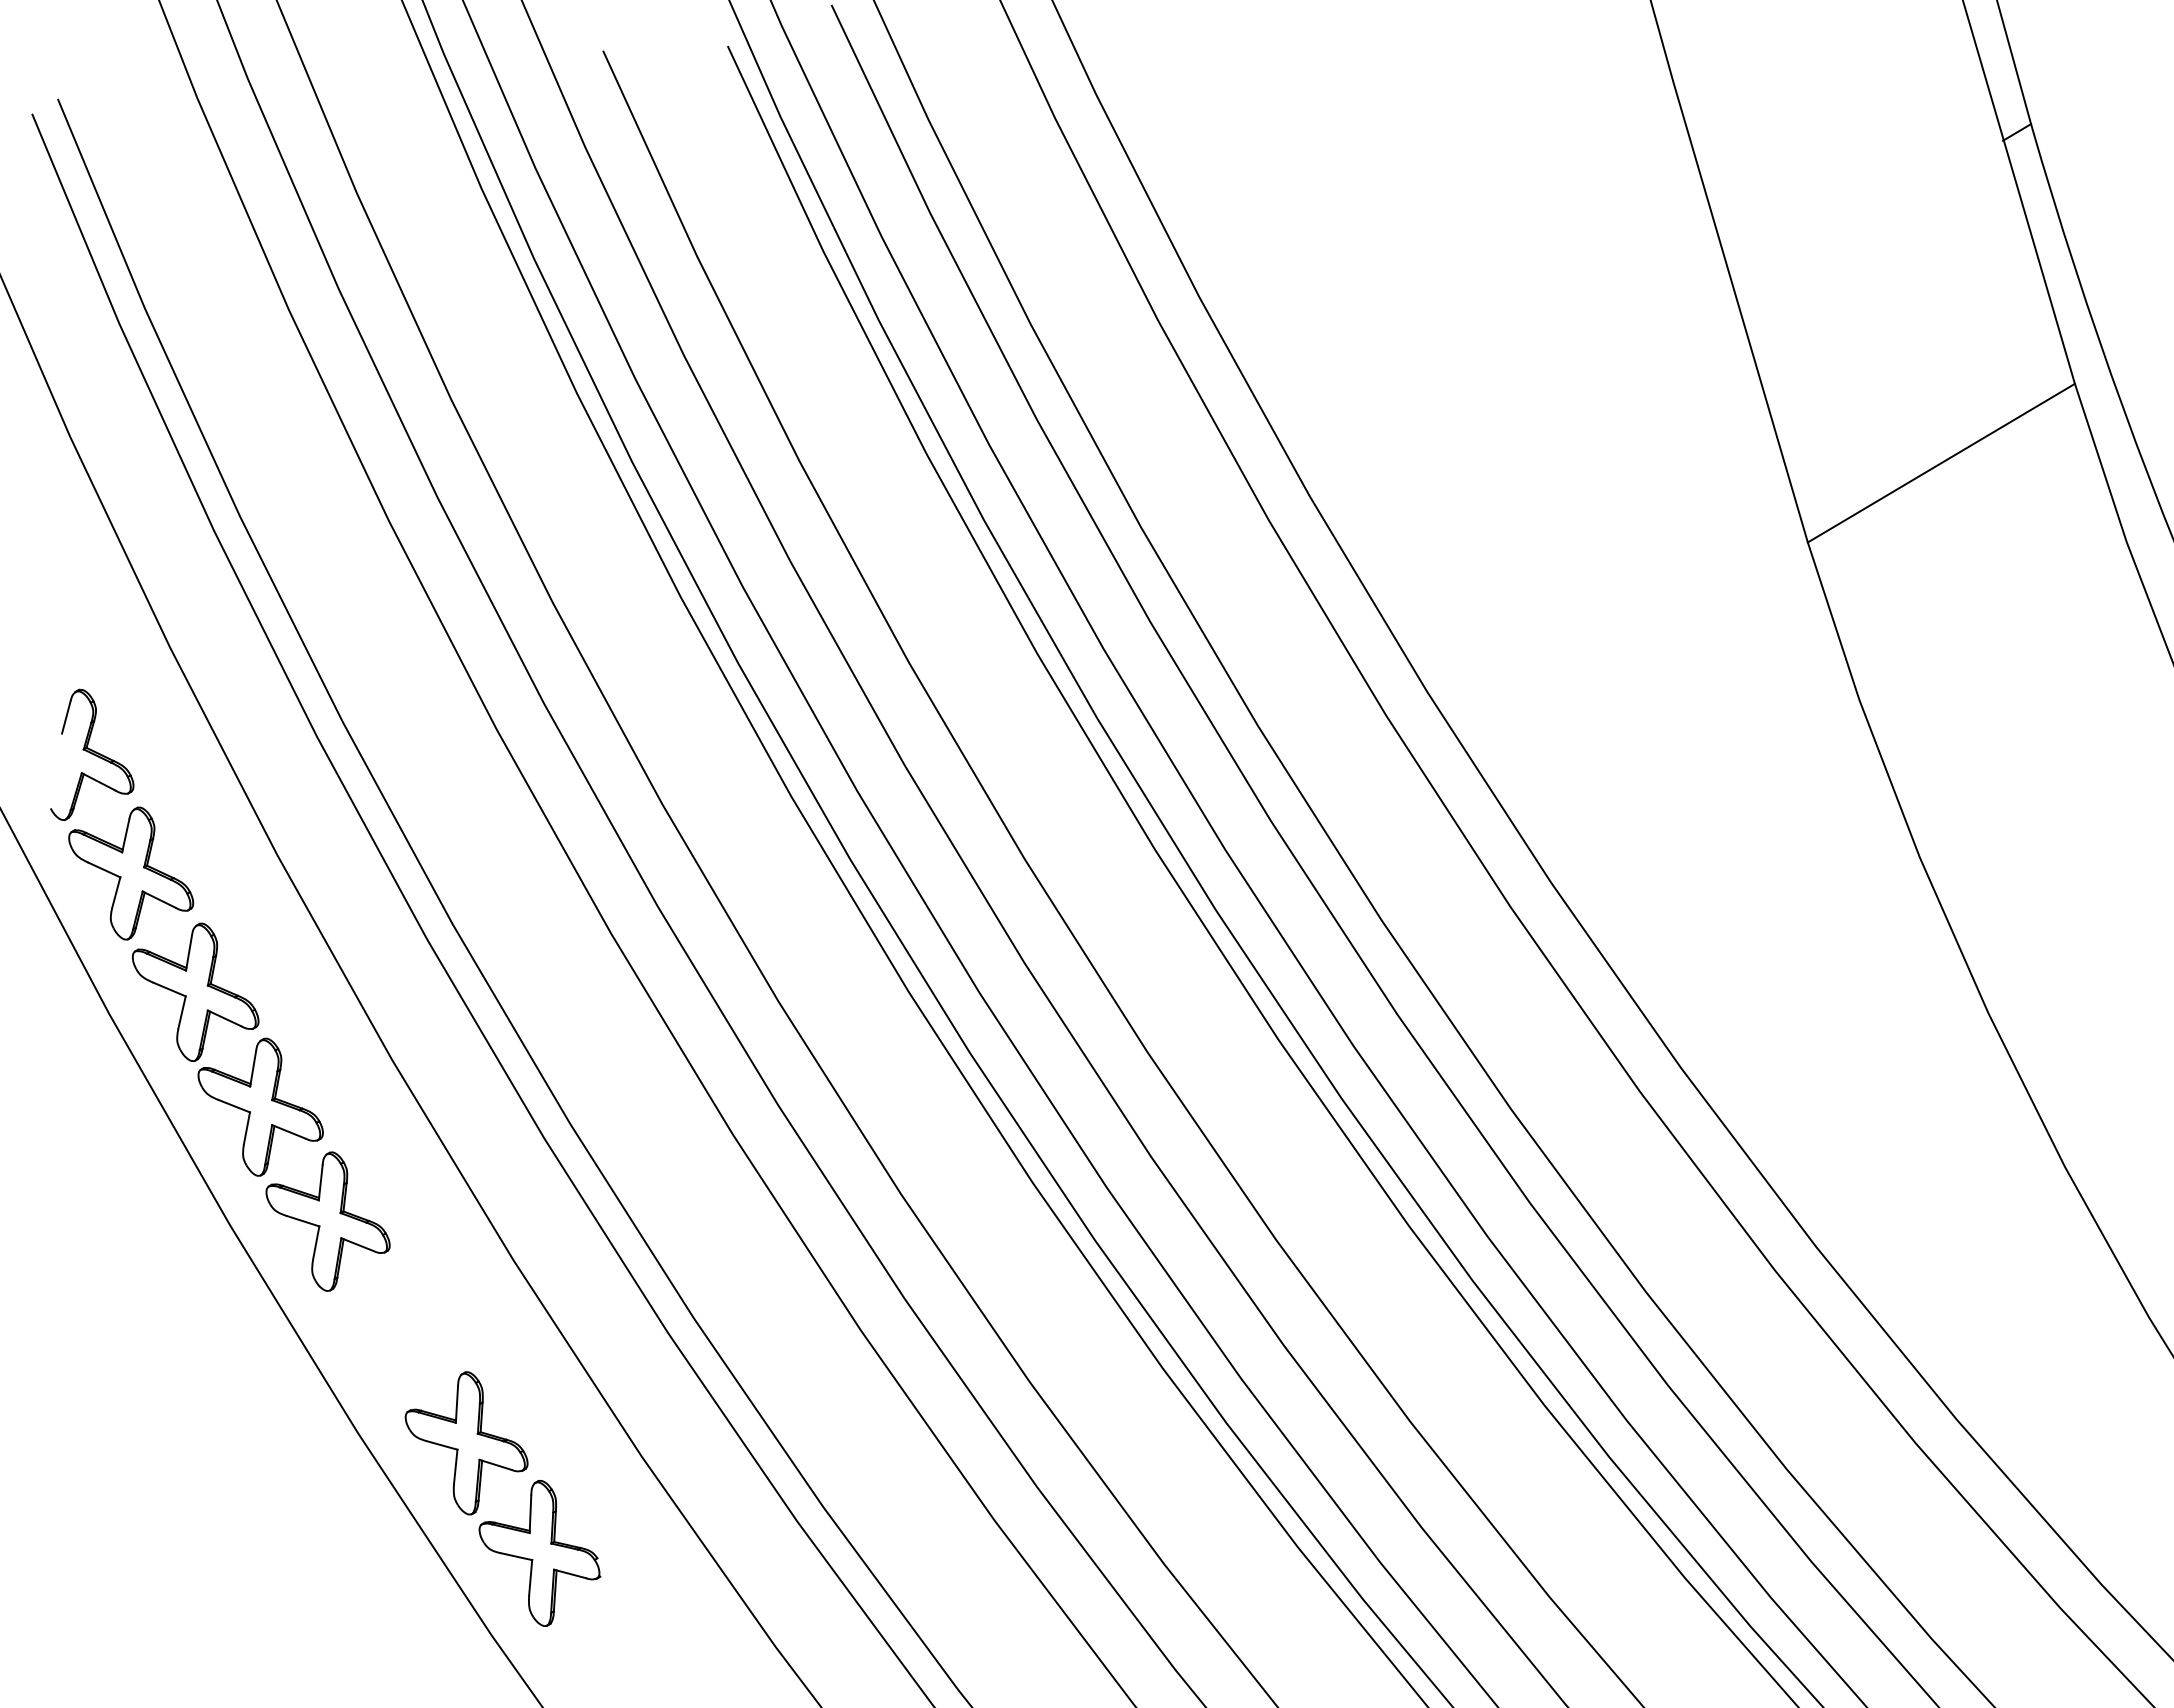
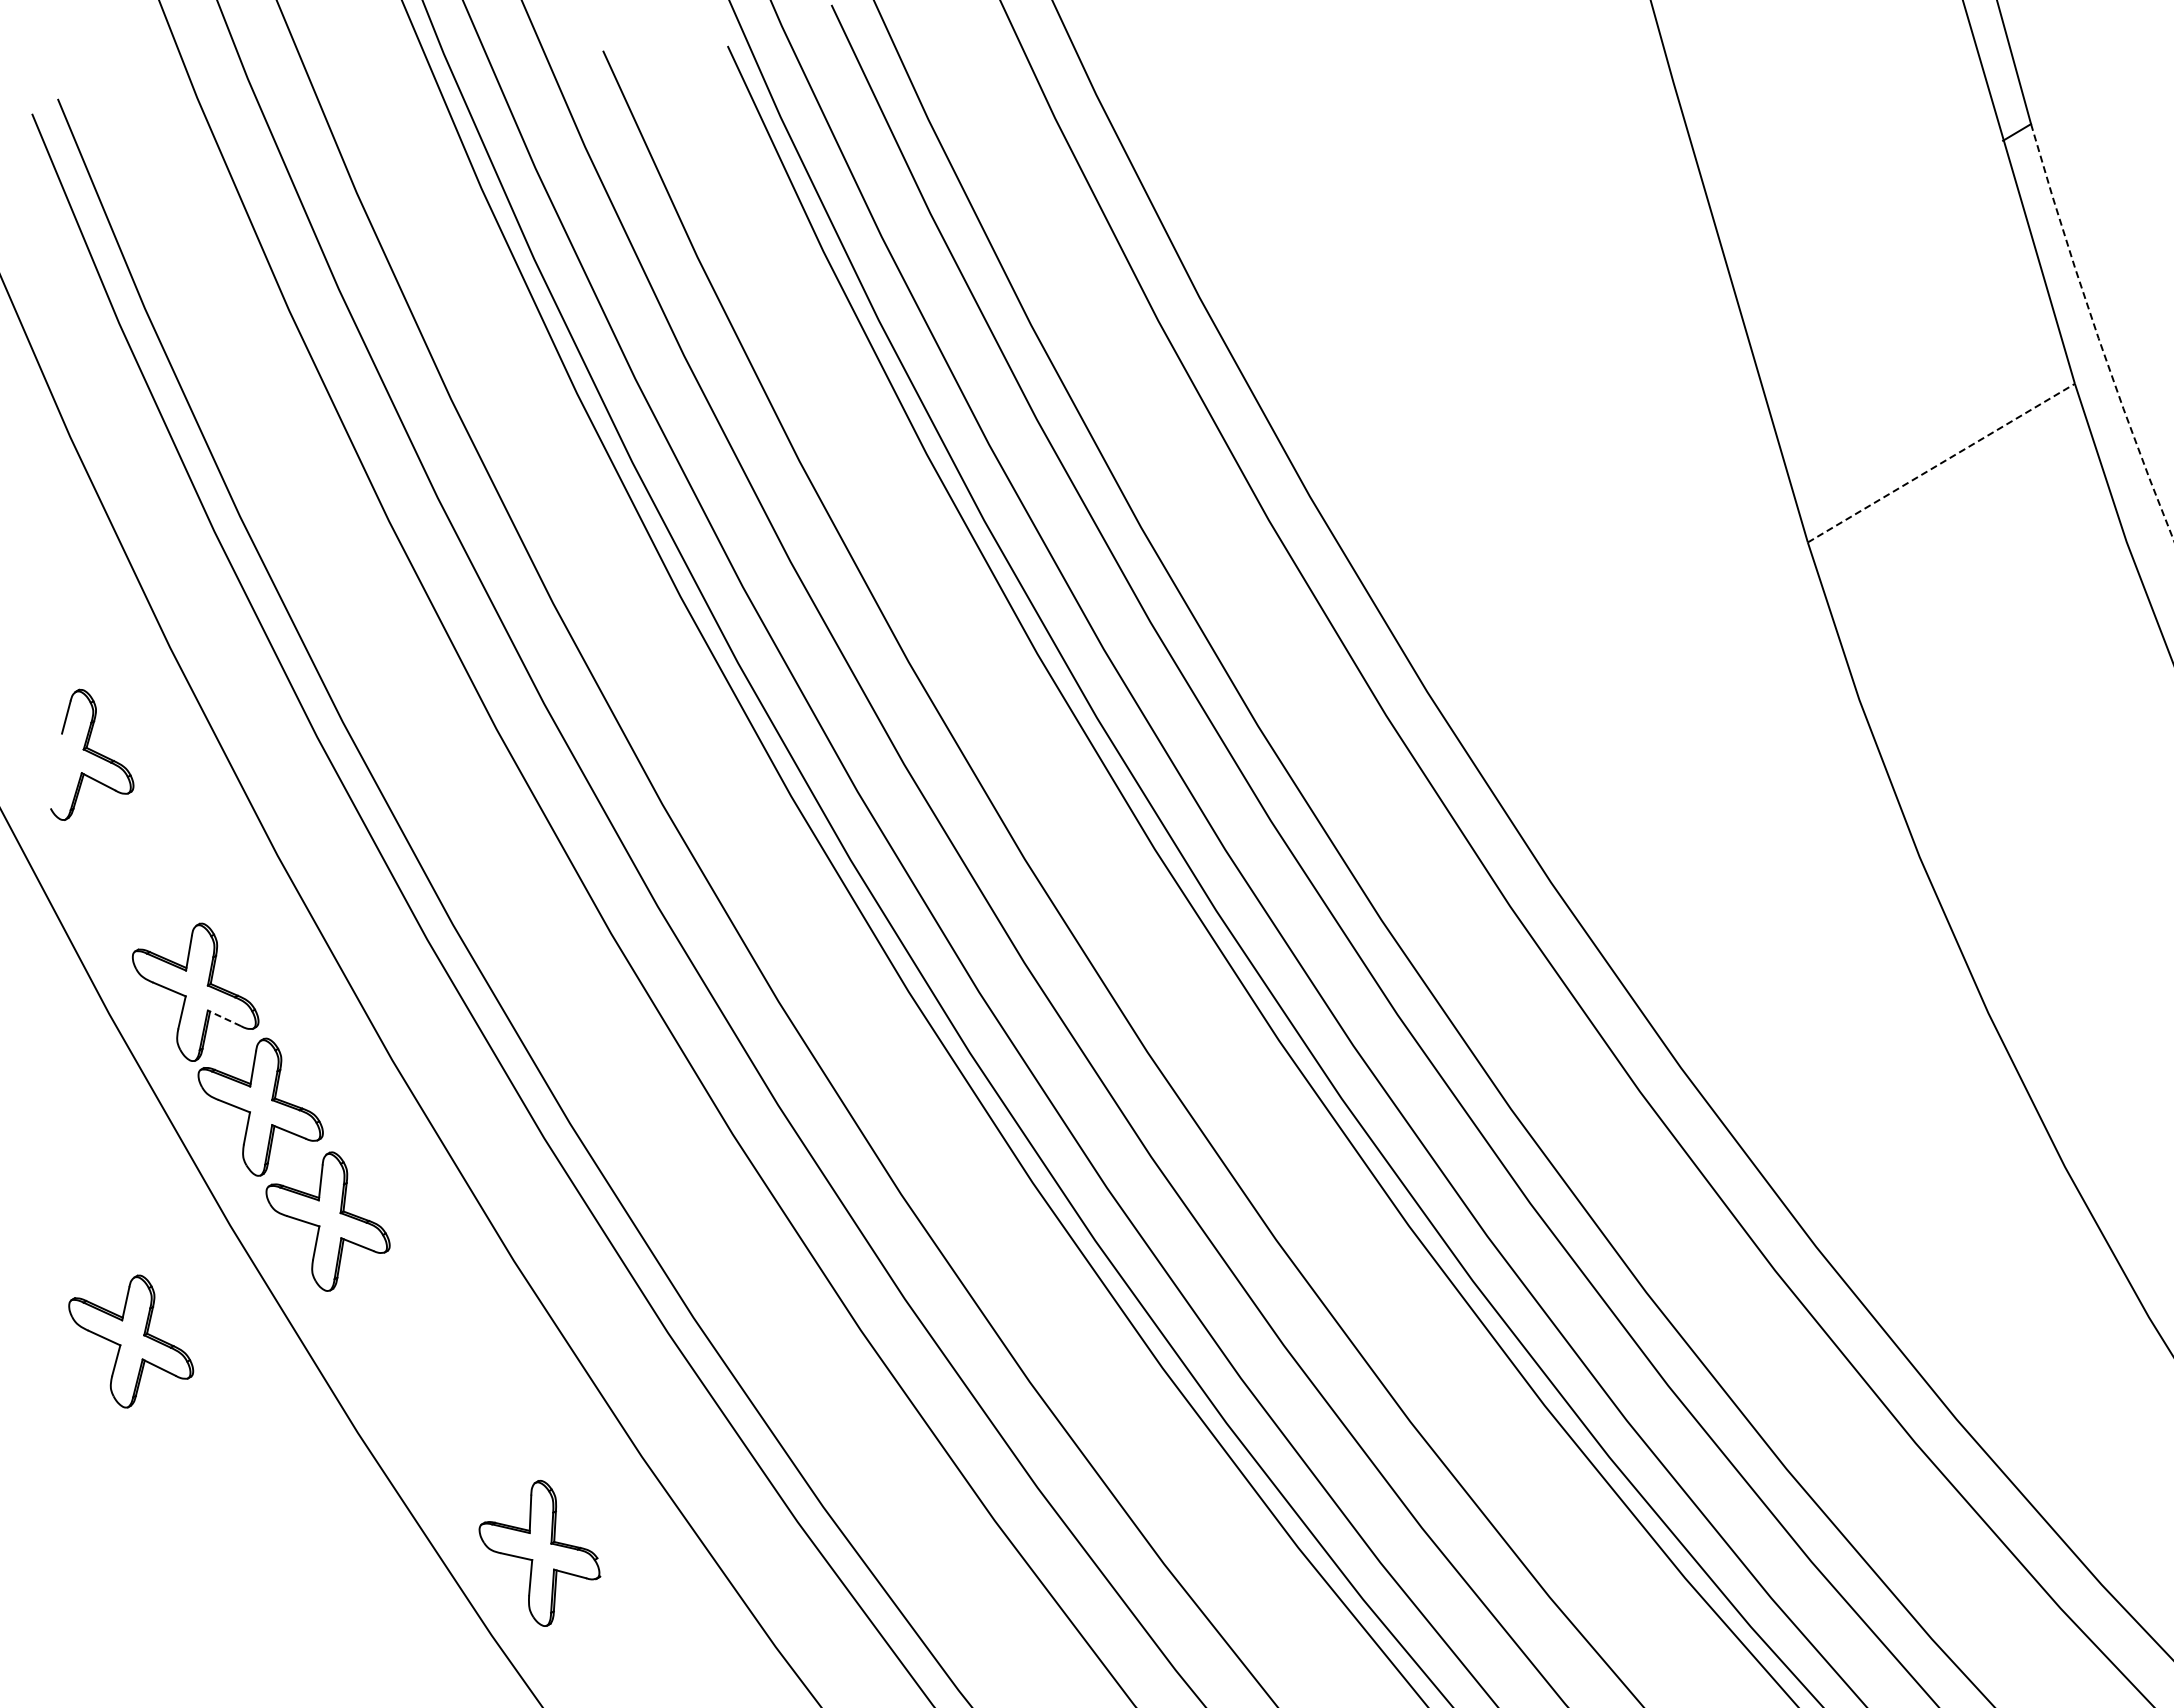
arc: solid -> dashed (2097, 335)
line: solid -> dashed (1941, 462)
part position: (131, 873) -> (131, 1341) (131, 1341)
line: solid -> dashed (223, 1018)
part: present -> none (466, 1443)
